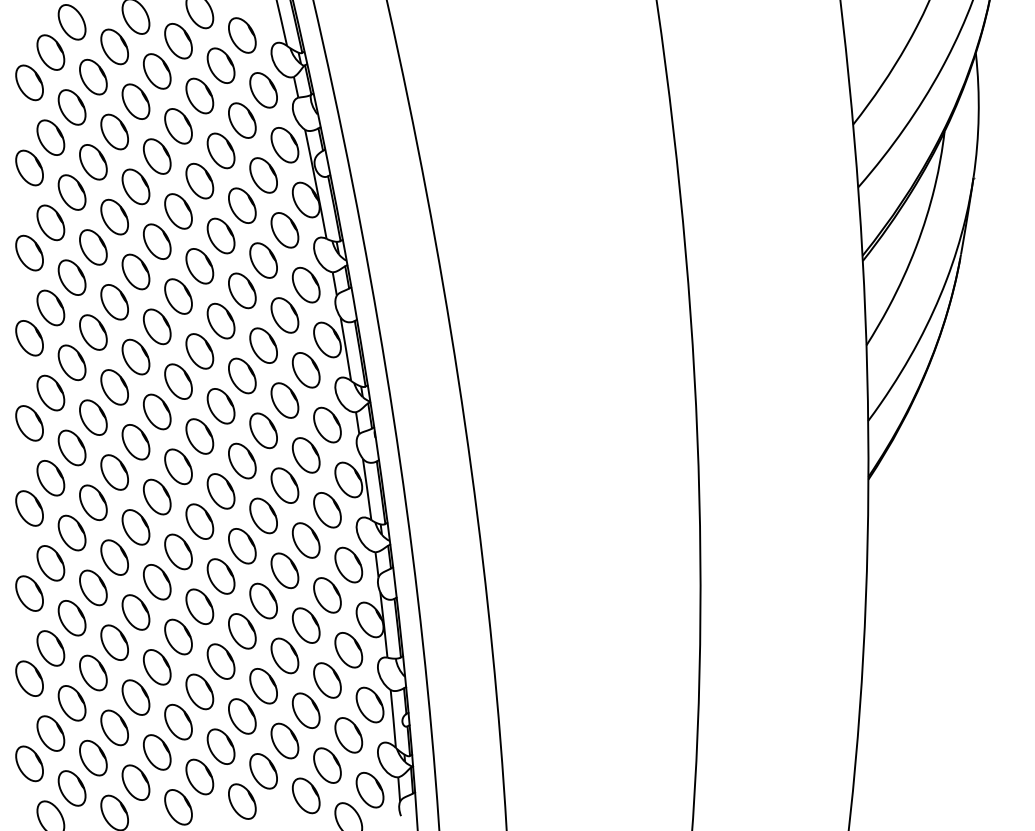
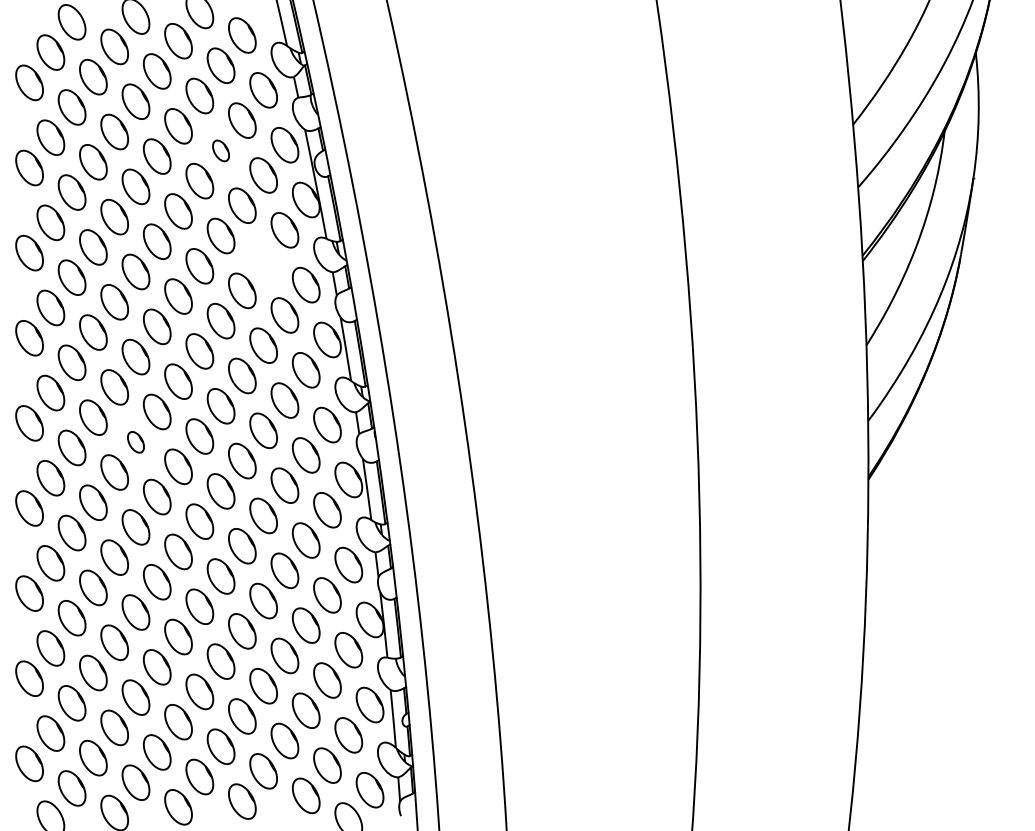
part size: 30x38 px -> 18x24 px (220, 150)
part: present -> none (263, 260)
part size: 30x37 px -> 18x23 px (135, 442)
